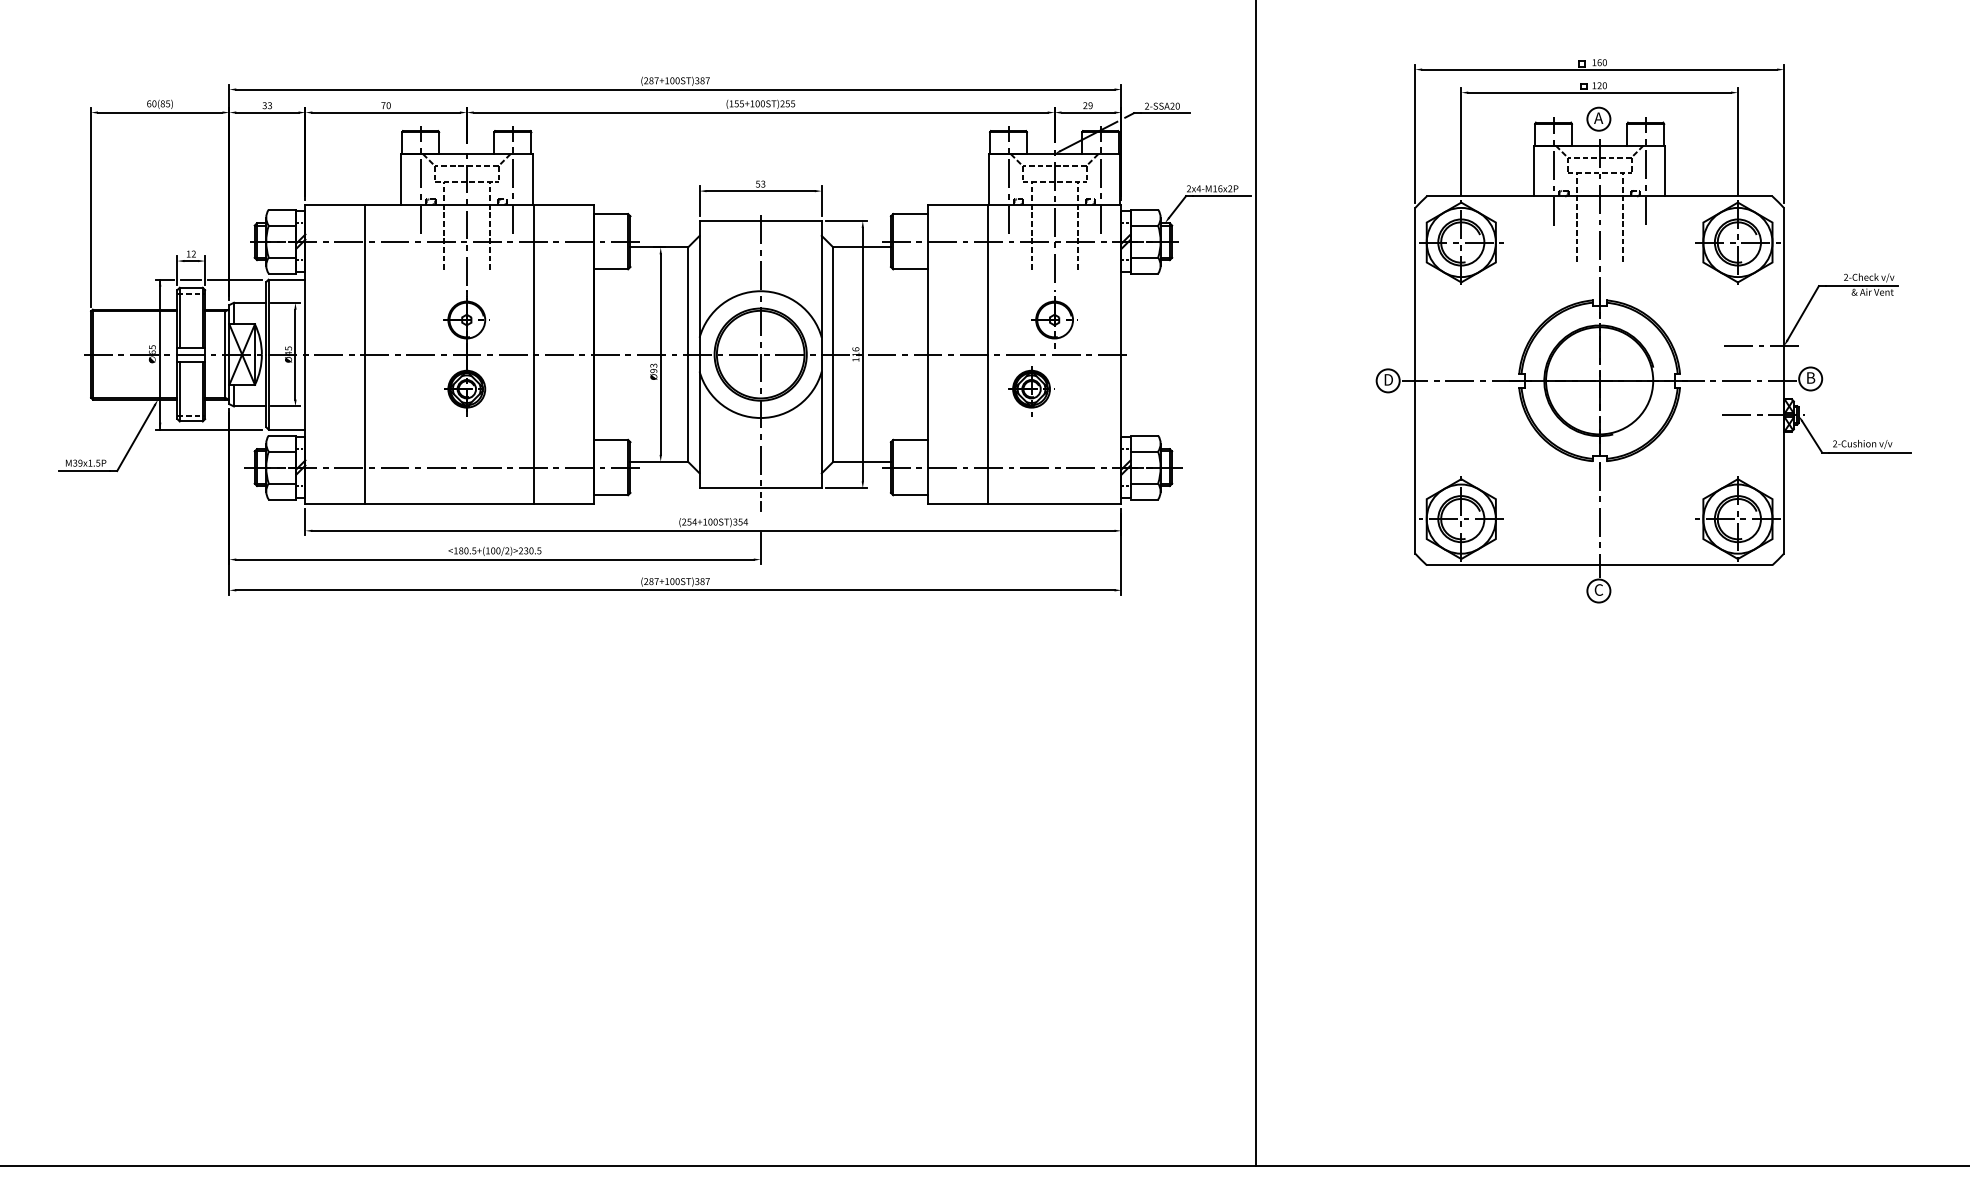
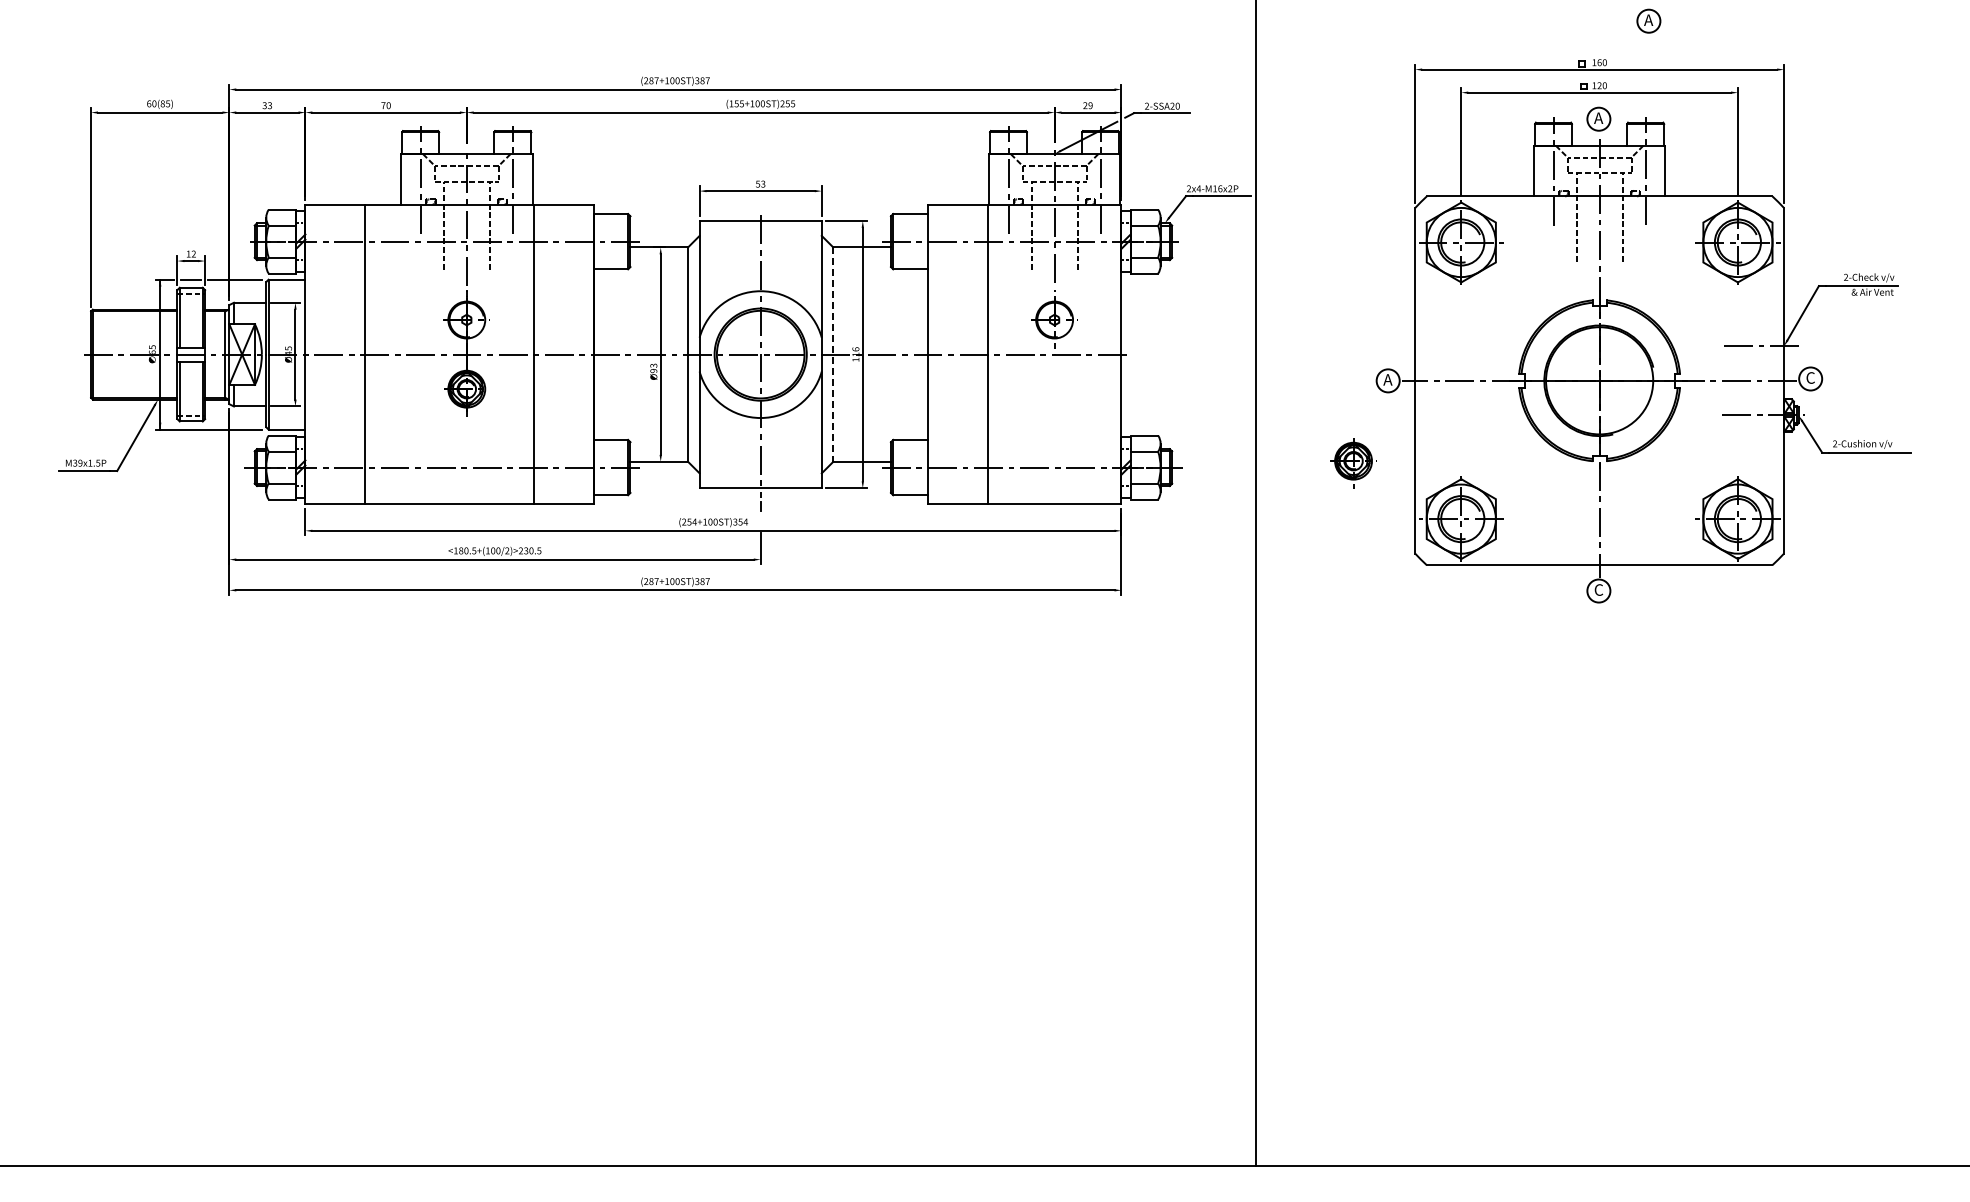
part: none -> present (1648, 20)
line: solid -> dashed (833, 355)
text: B -> C (1810, 377)
text: D -> A (1387, 379)
part position: (1031, 391) -> (1353, 463) (1353, 463)
